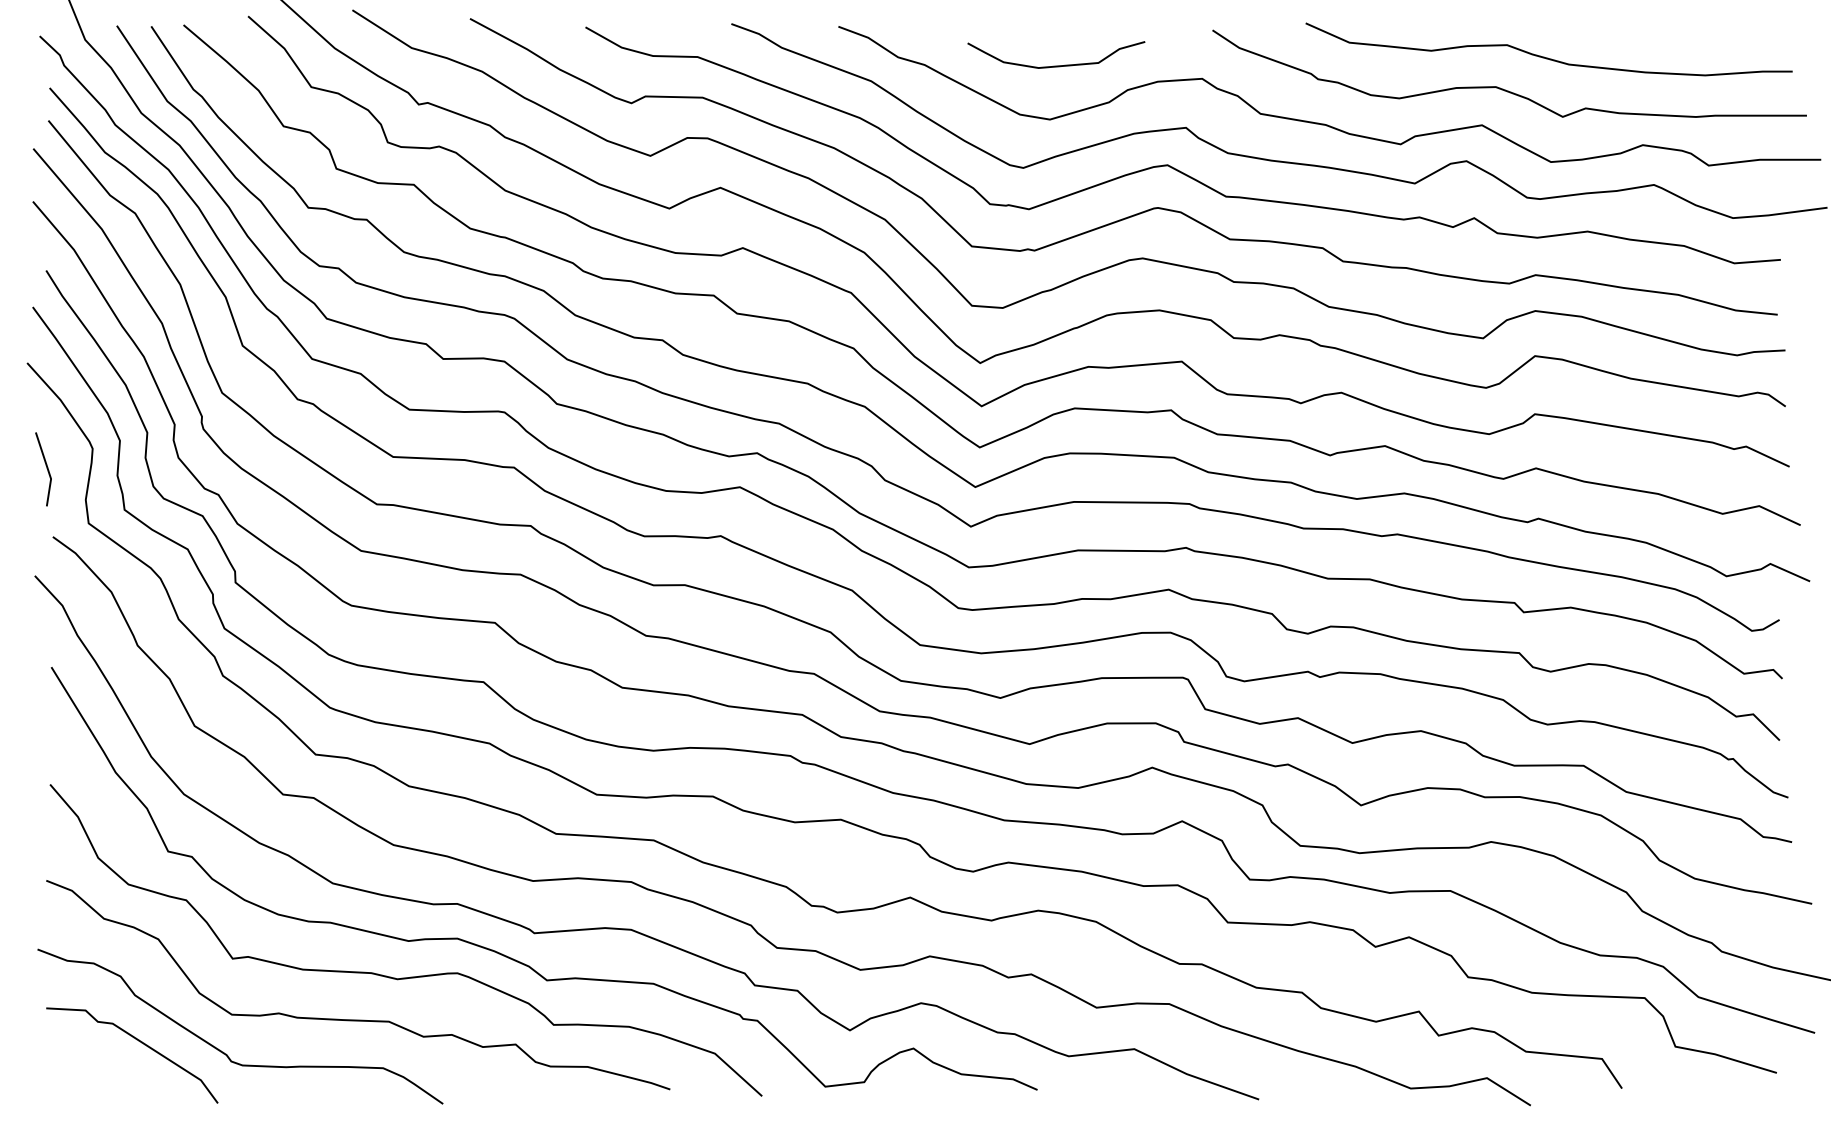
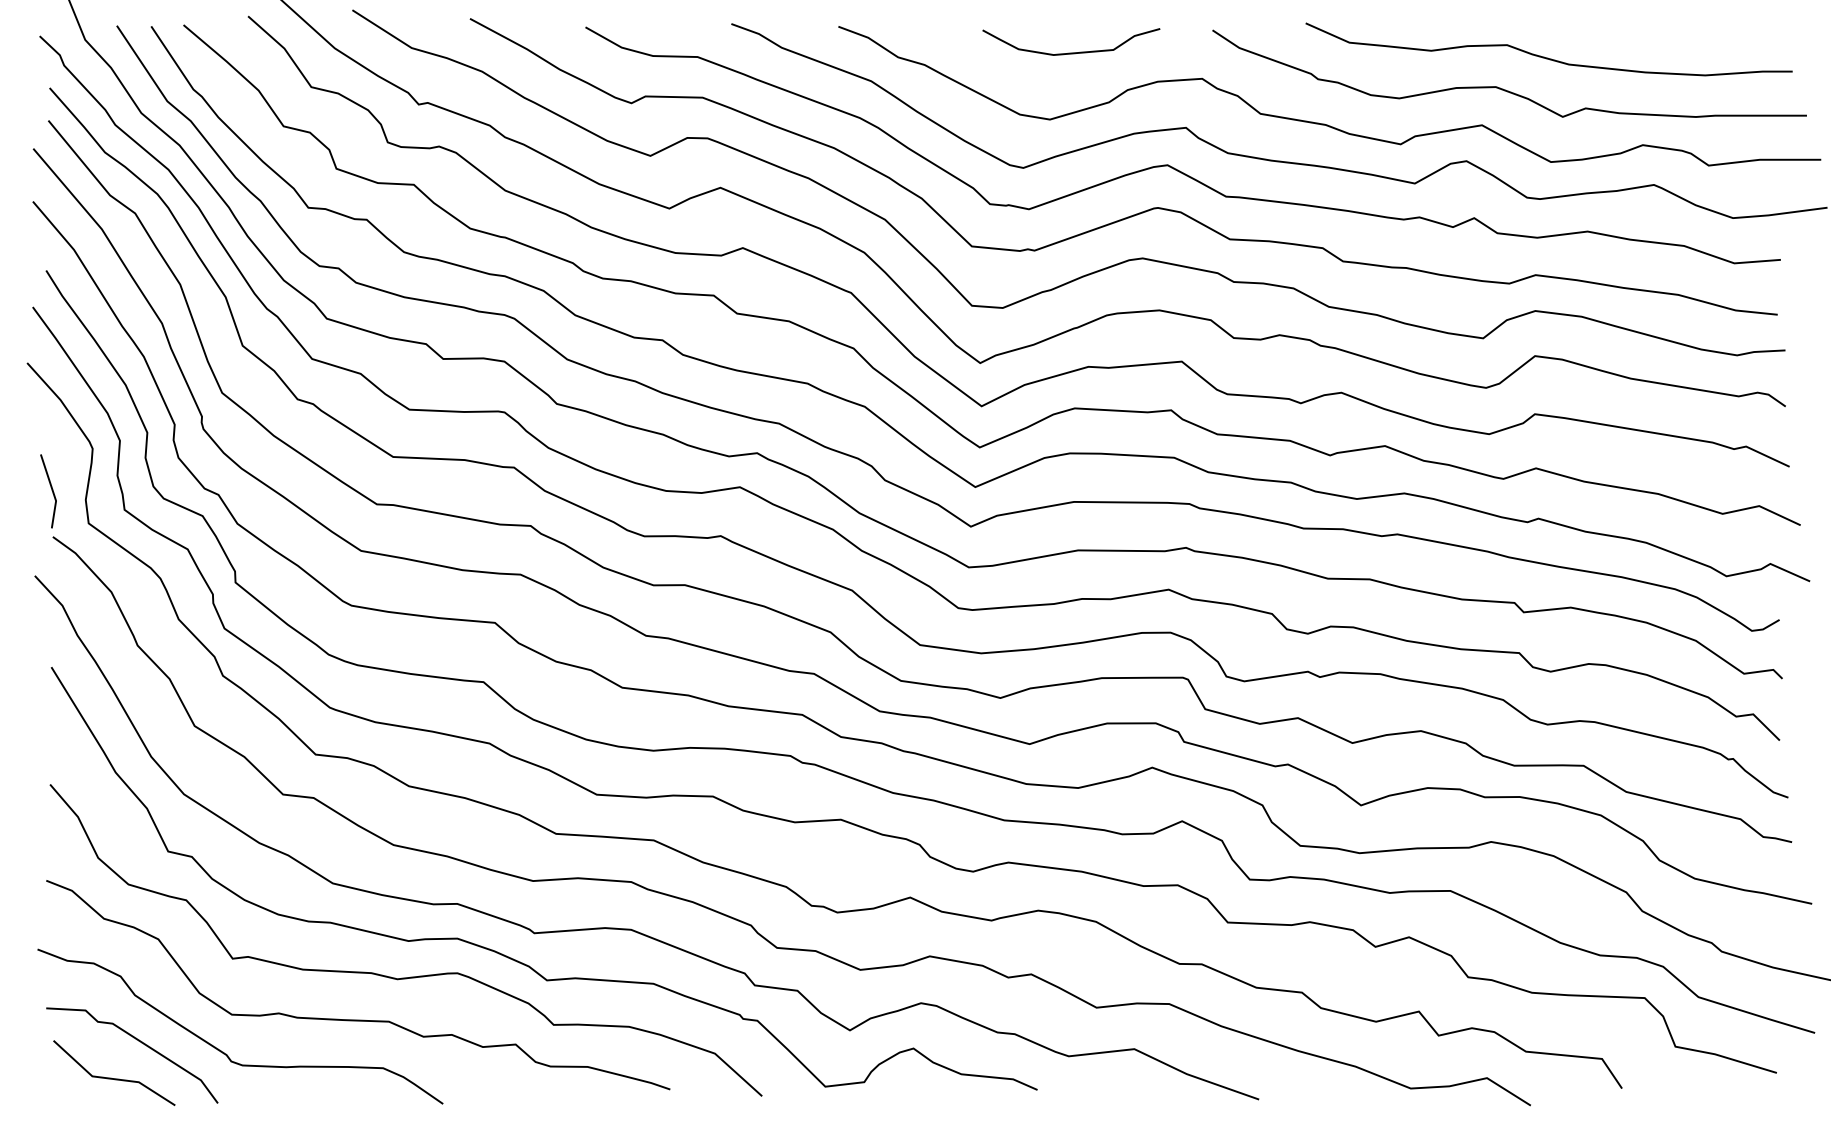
curve position: (1056, 65) -> (1071, 52) (1071, 52)
line position: (46, 468) -> (51, 490) (51, 490)
line: none -> present (111, 1077)
